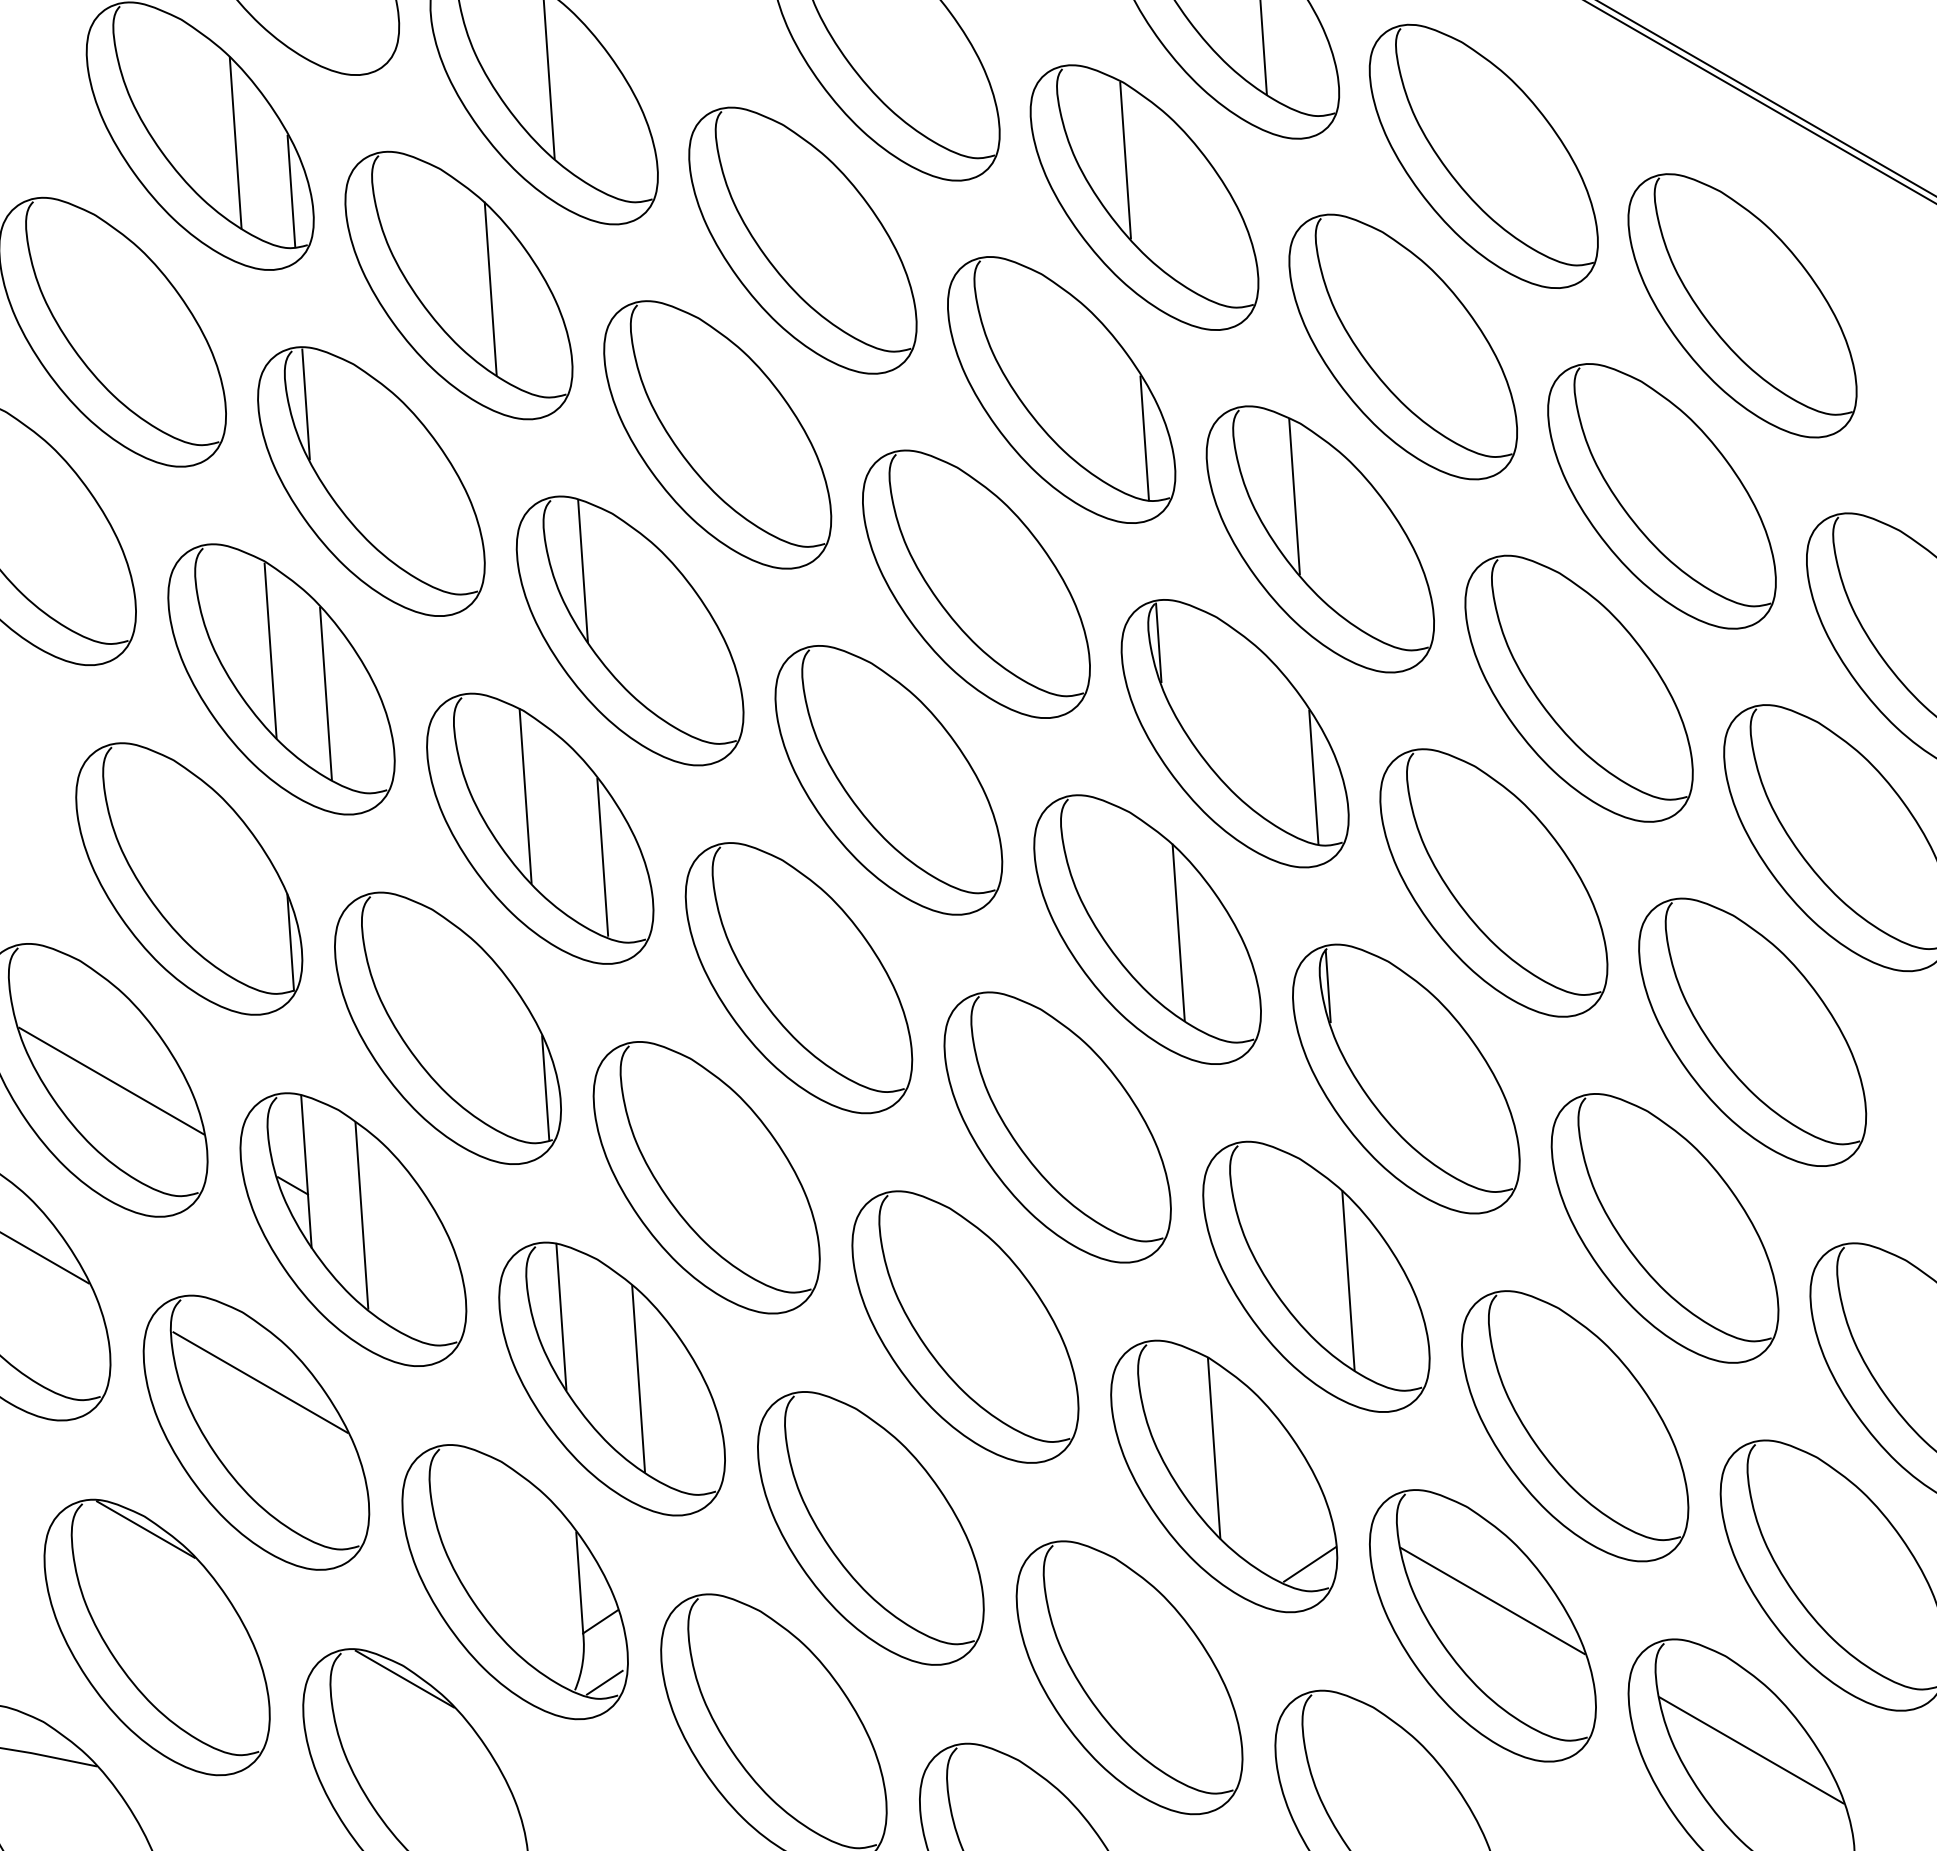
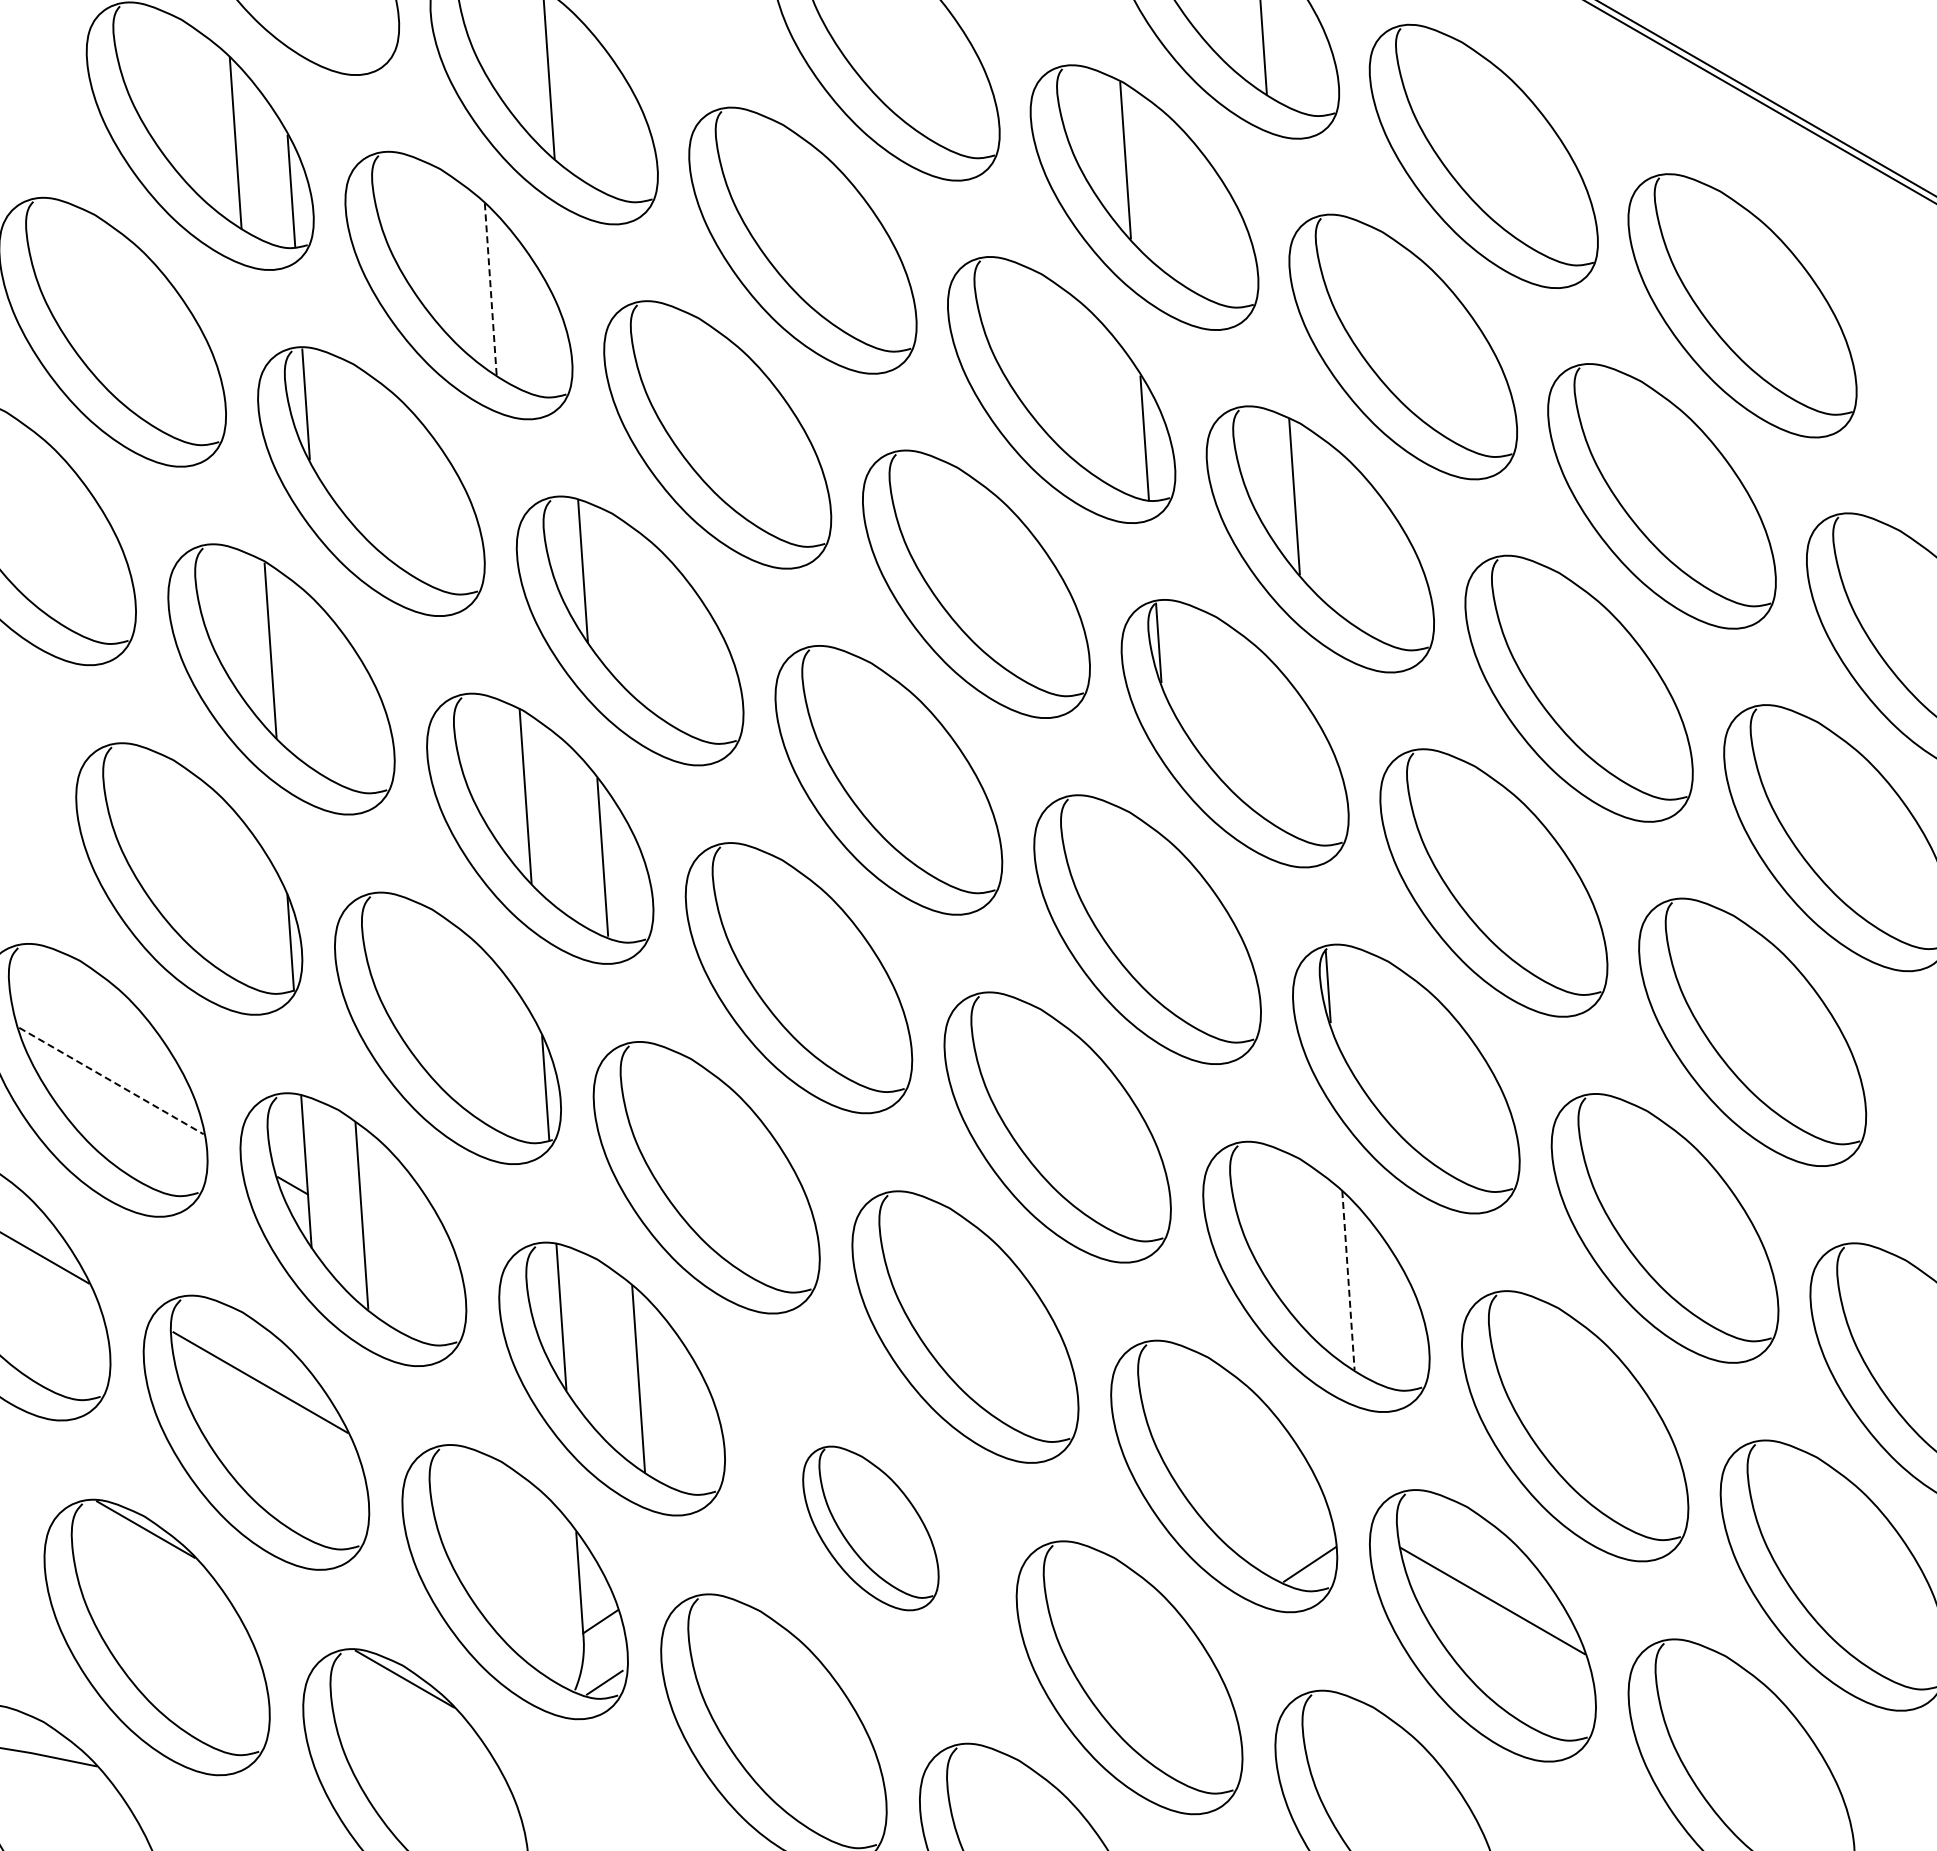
line: solid -> dashed (490, 288)
line: present -> none (325, 693)
line: present -> none (1313, 776)
line: present -> none (1178, 932)
line: solid -> dashed (111, 1081)
line: solid -> dashed (1348, 1280)
line: present -> none (1213, 1448)
part size: 228x275 px -> 138x167 px (870, 1528)
line: present -> none (1751, 1750)
